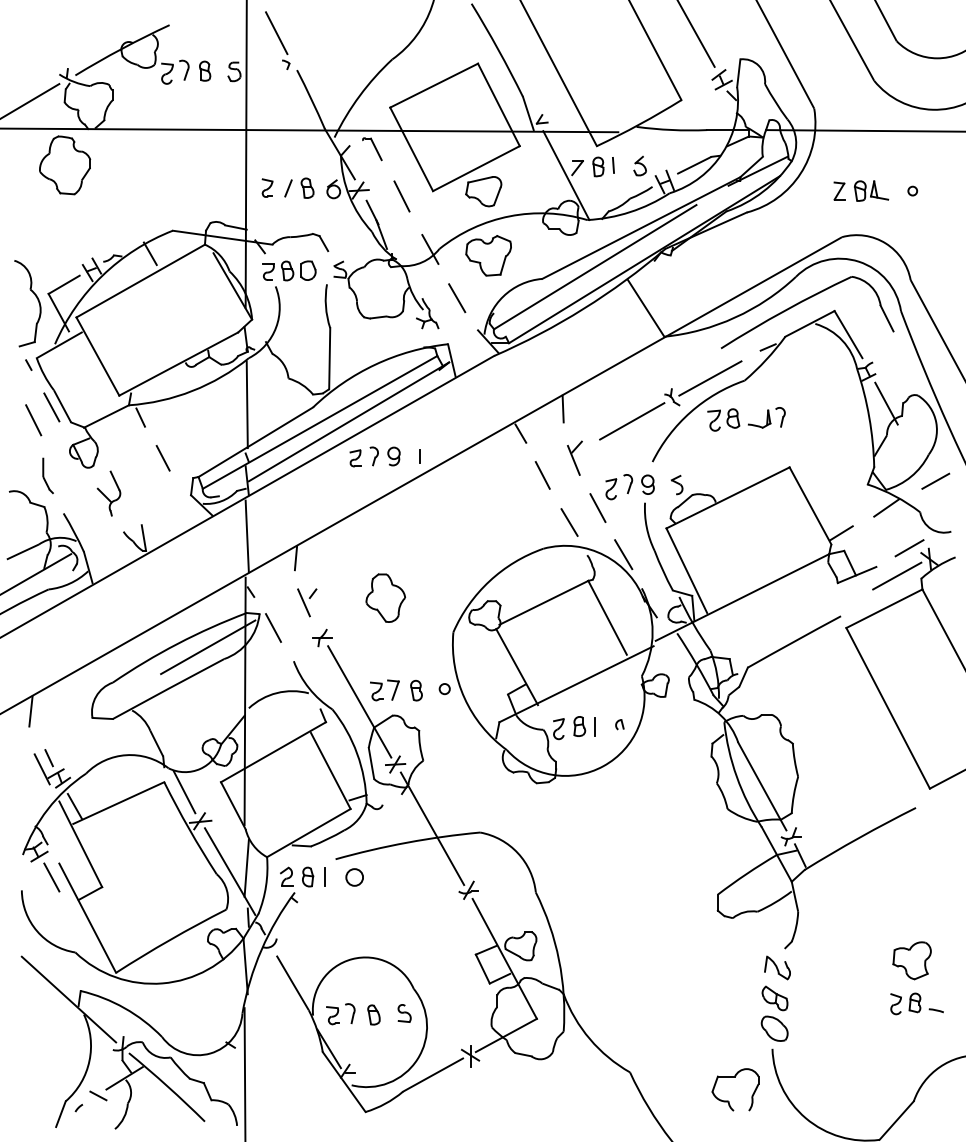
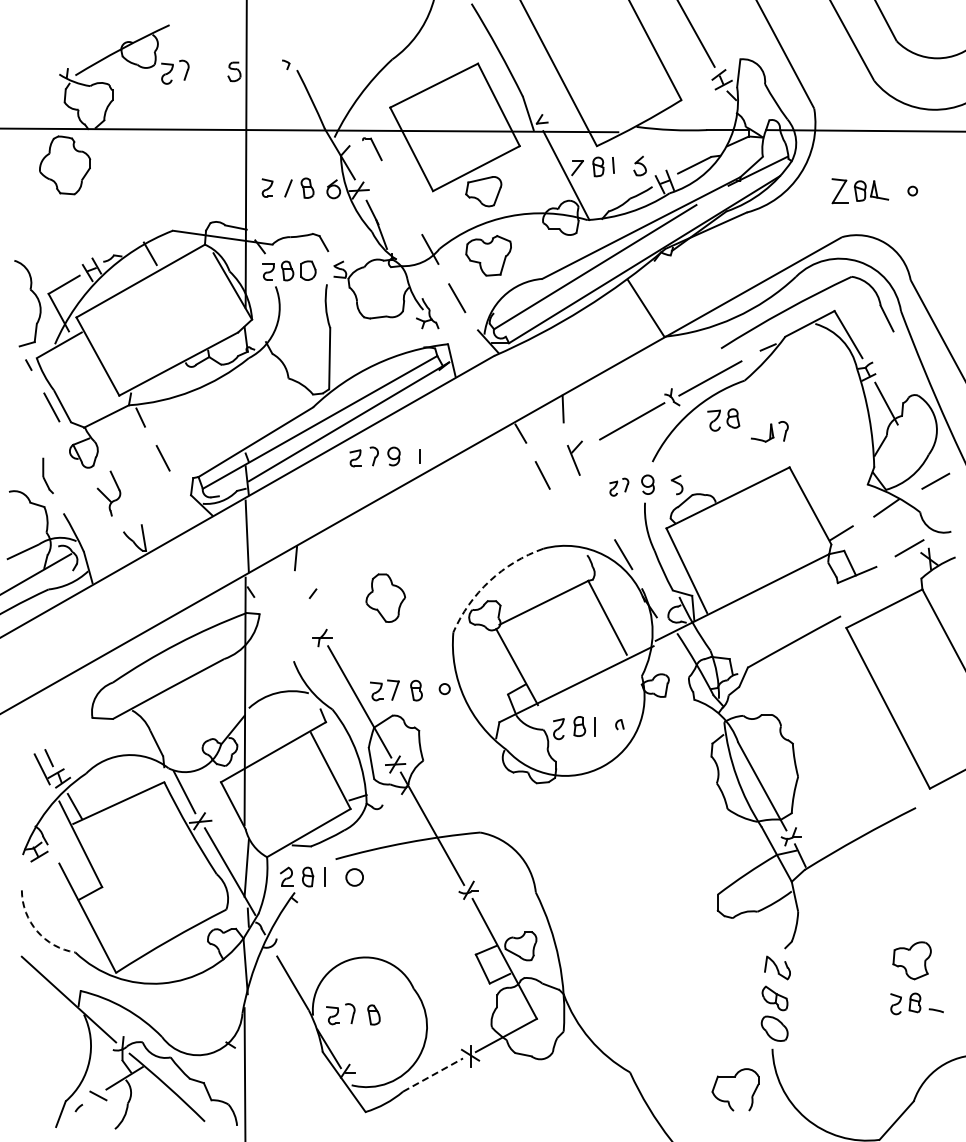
line: present -> none (276, 33)
part: present -> none (205, 70)
line: present -> none (30, 100)
part size: 13x20 px -> 18x27 px (839, 191)
line: present -> none (401, 196)
line: present -> none (246, 404)
part position: (766, 417) -> (769, 431) (769, 431)
line: present -> none (33, 420)
part size: 29x27 px -> 21x20 px (619, 486)
line: present -> none (597, 508)
line: present -> none (569, 522)
line: present -> none (897, 575)
arc: solid -> dashed (489, 581)
line: present -> none (303, 602)
line: present -> none (273, 627)
line: present -> none (208, 647)
line: present -> none (30, 711)
line: present -> none (51, 877)
arc: solid -> dashed (37, 931)
part: present -> none (404, 1013)
line: solid -> dashed (433, 1074)
